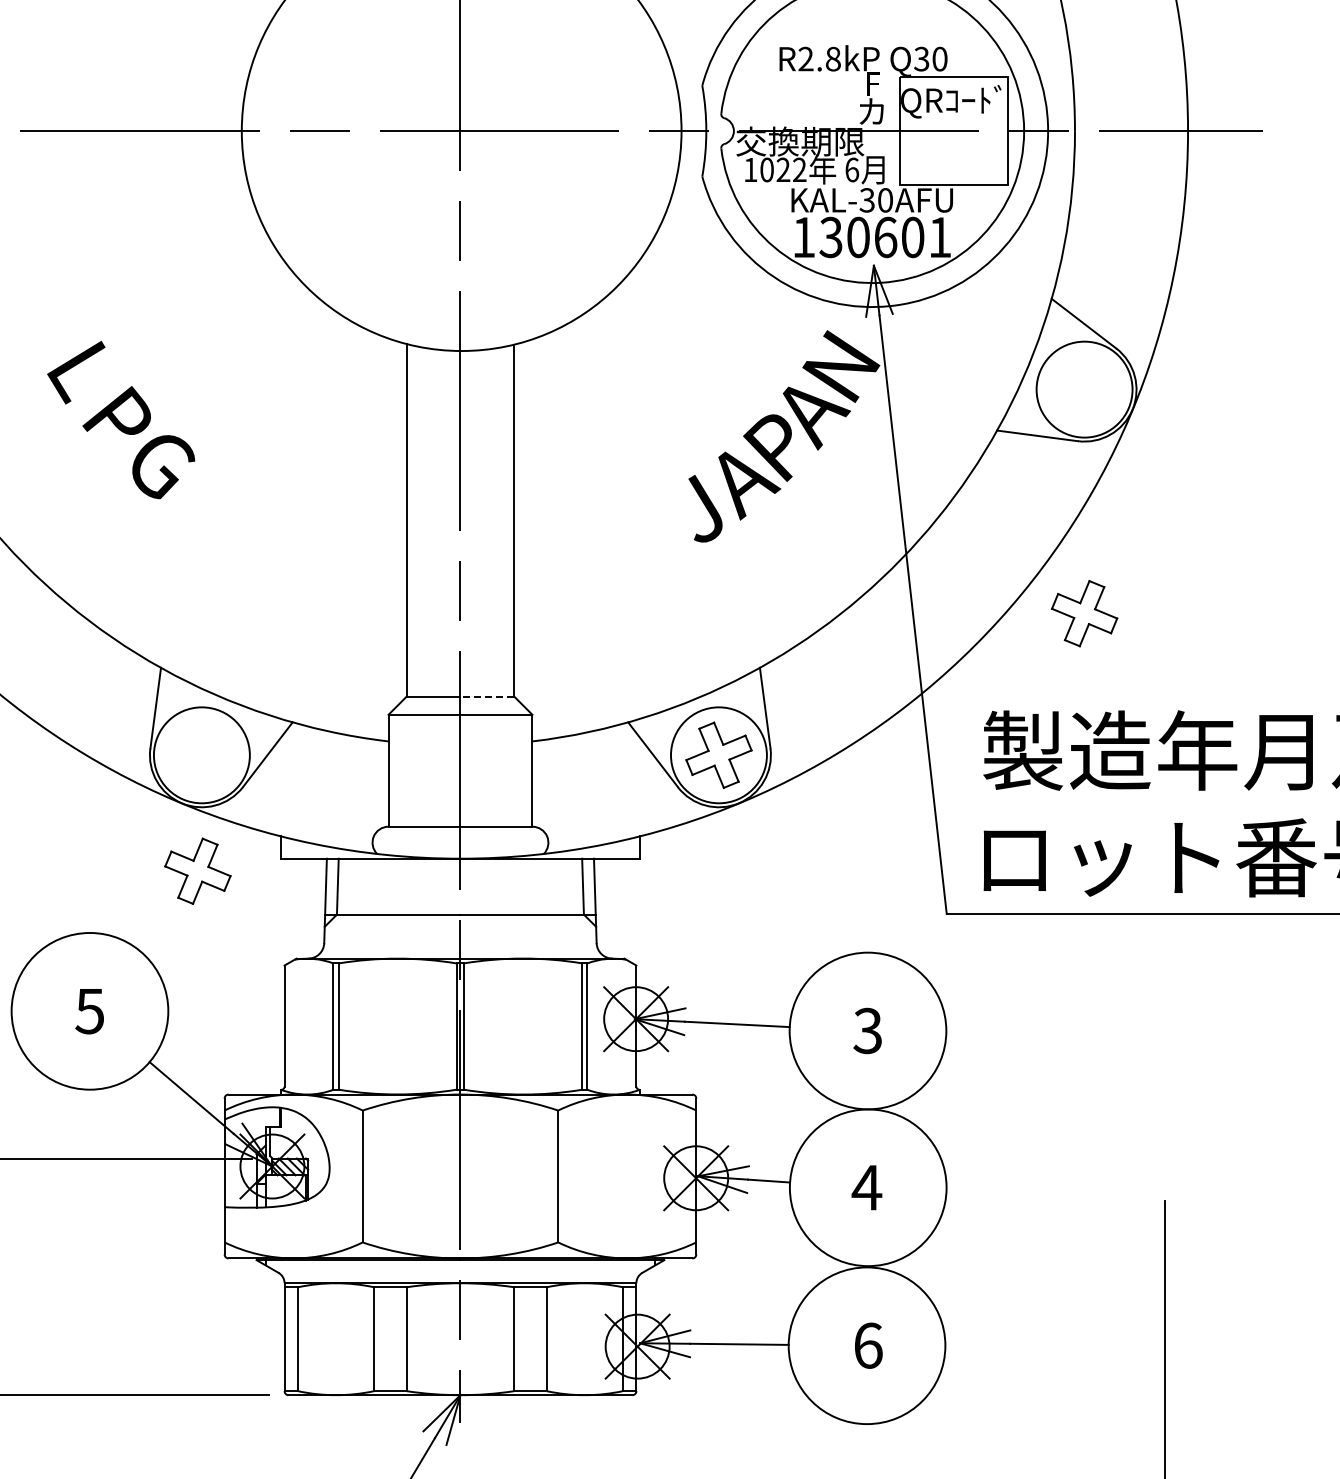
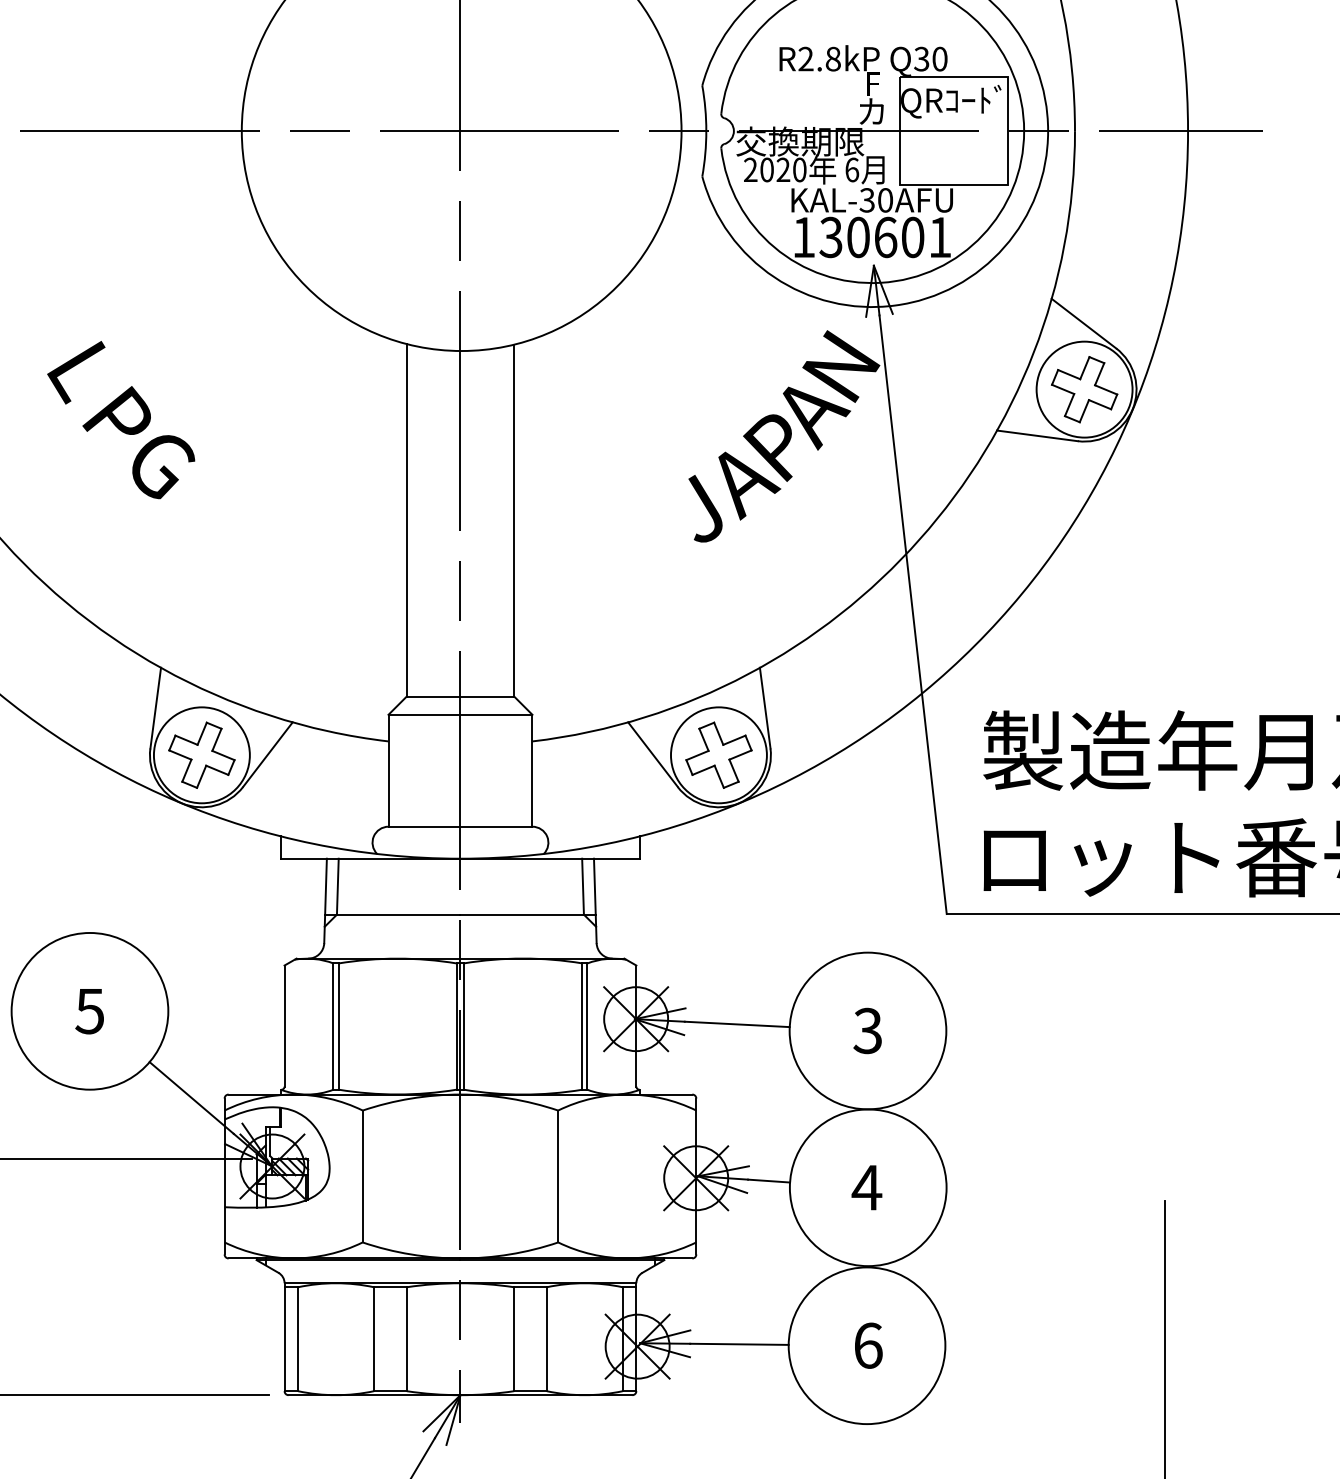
text: 1022 -> 2020 (775, 169)
part position: (1084, 613) -> (1084, 389) (1084, 389)
line: dashed -> solid (487, 696)
part position: (197, 870) -> (201, 754) (201, 754)
